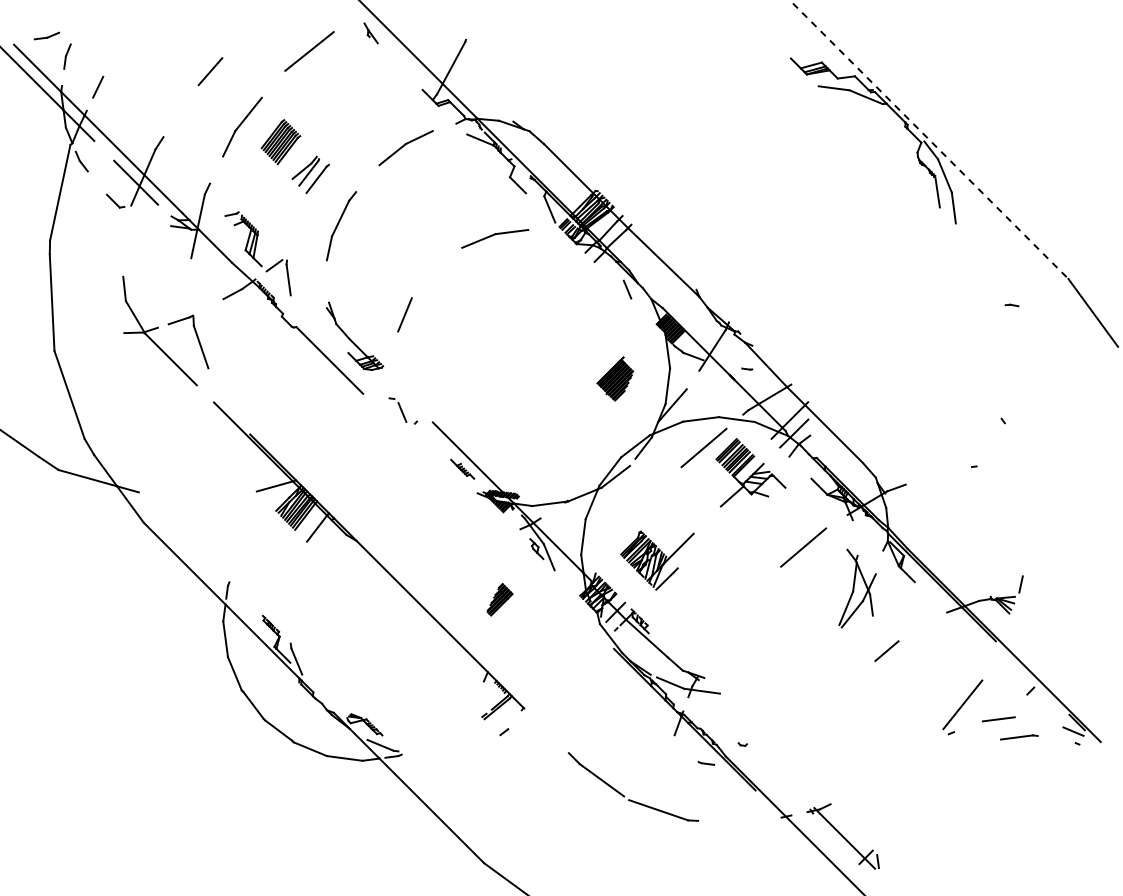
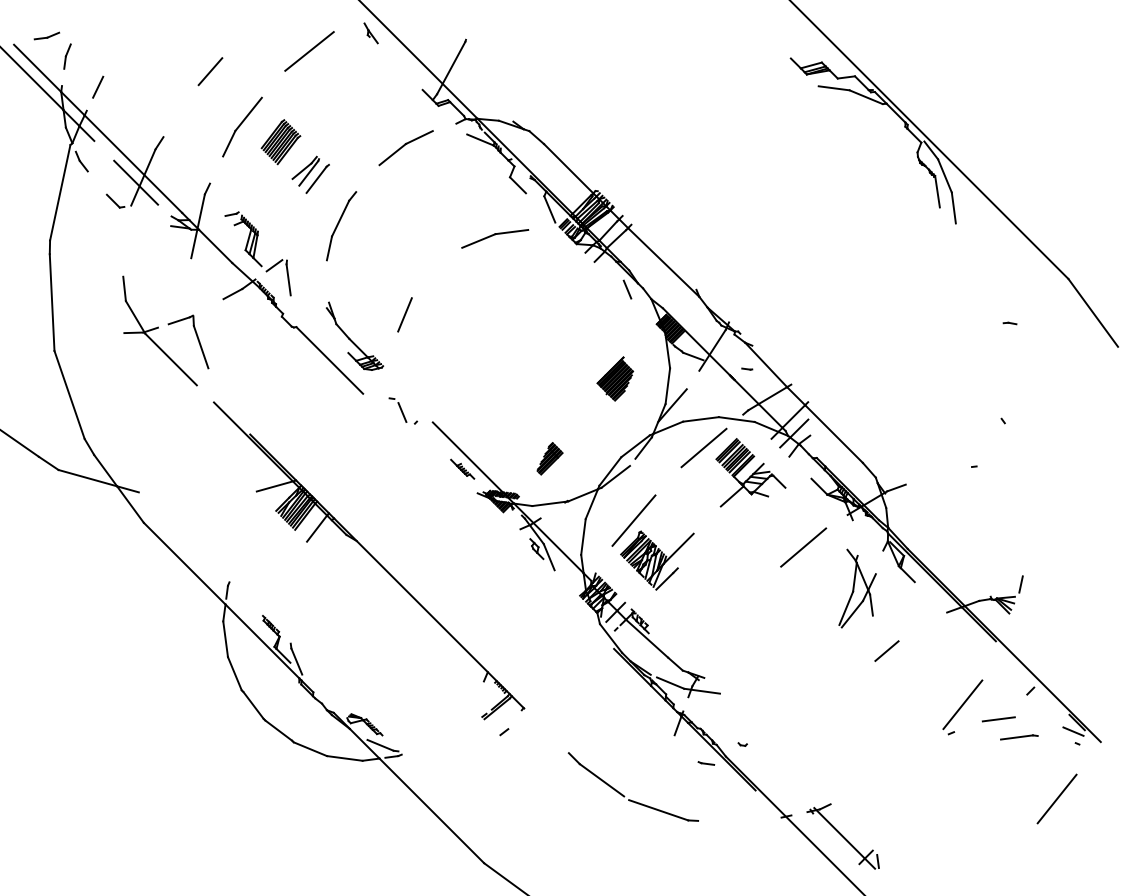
line: dashed -> solid (929, 139)
part position: (1011, 305) -> (1009, 323) (1009, 323)
line: none -> present (633, 520)
part position: (499, 599) -> (549, 458) (549, 458)
line: none -> present (1056, 798)
